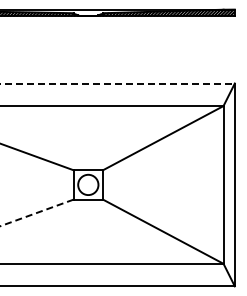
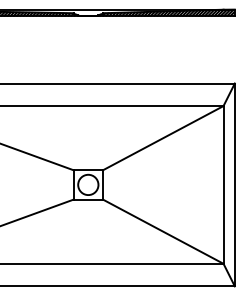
line: dashed -> solid (117, 83)
line: dashed -> solid (37, 212)
